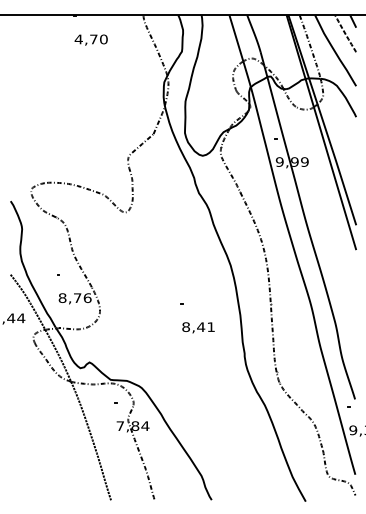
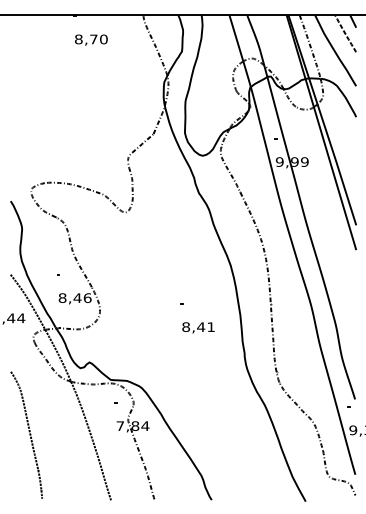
text: 4,70 -> 8,70 (78, 39)
text: 8,76 -> 8,46 (77, 297)
curve: none -> present (29, 434)
